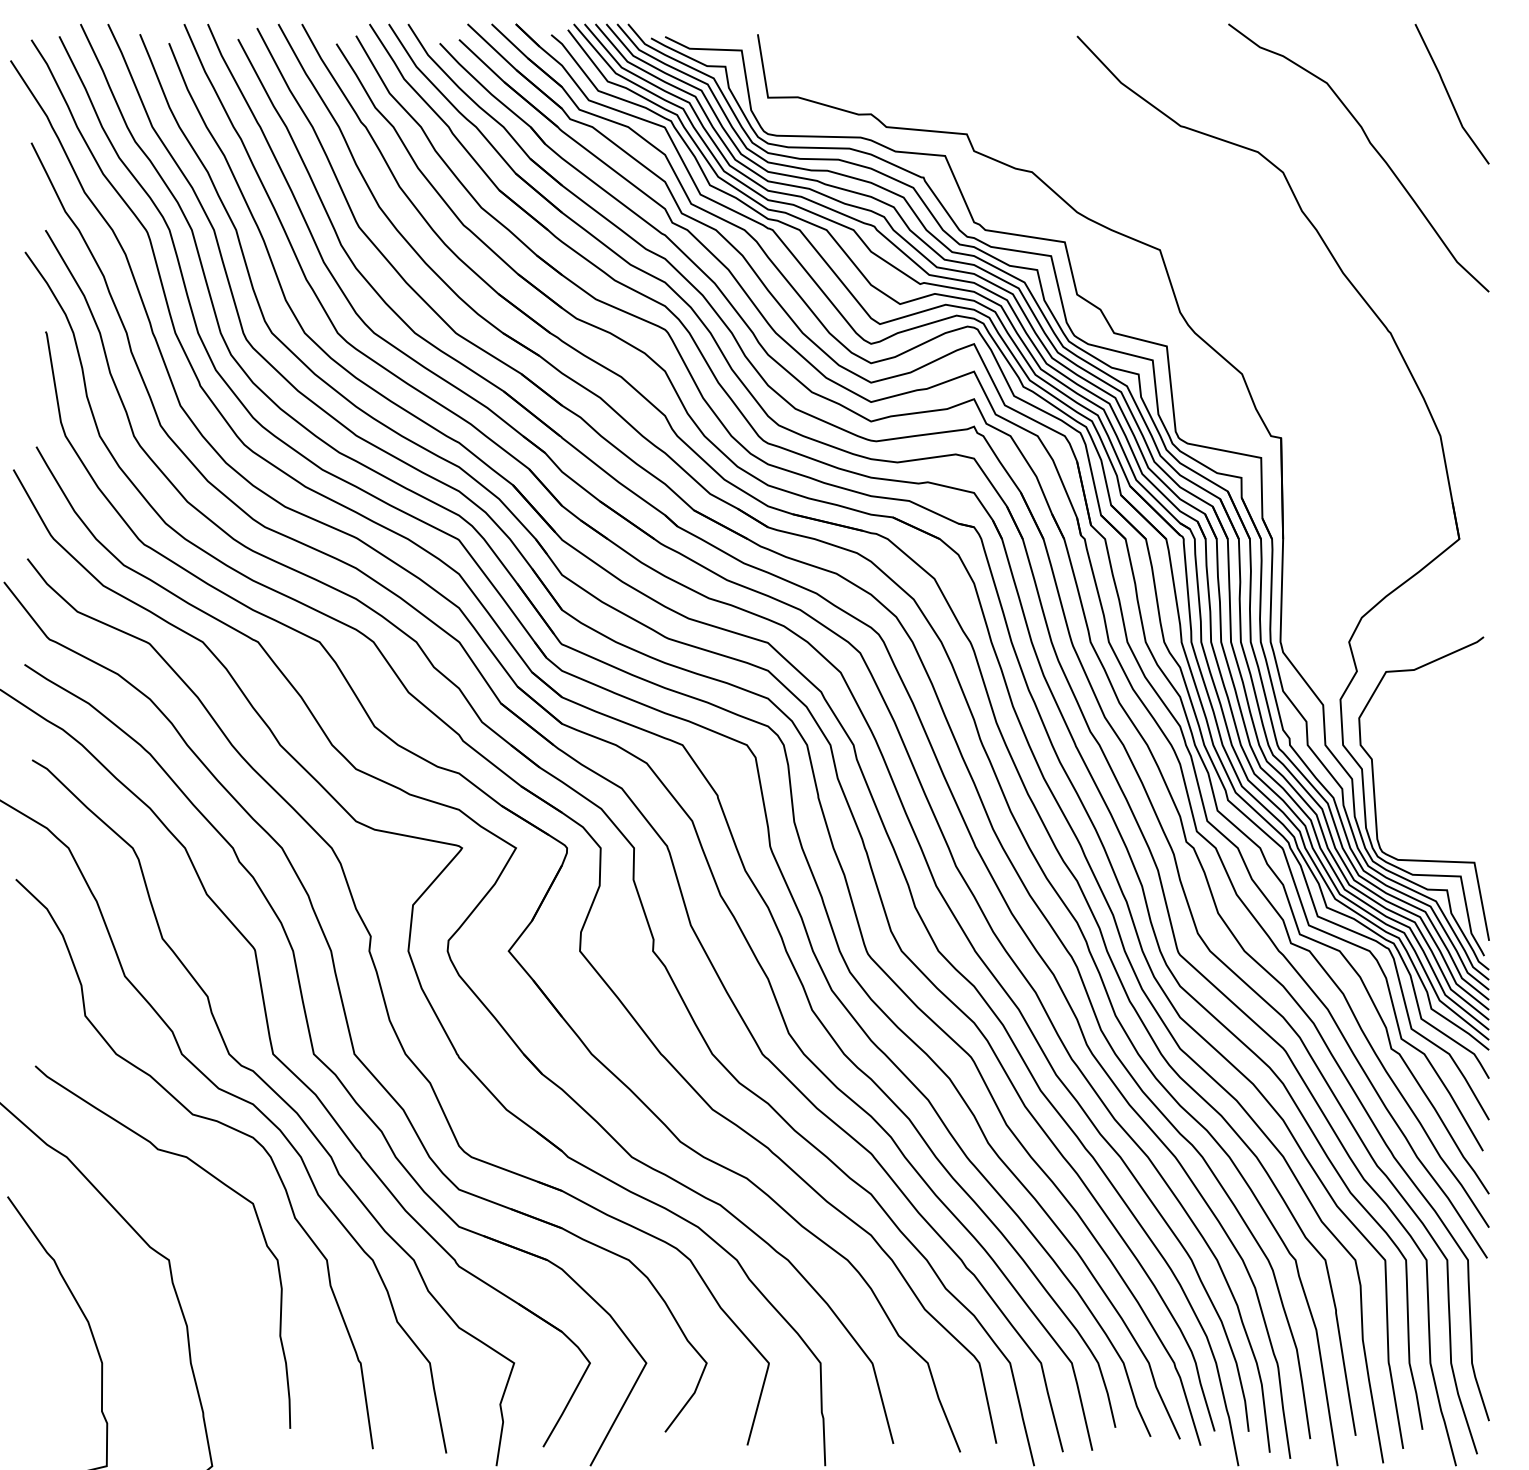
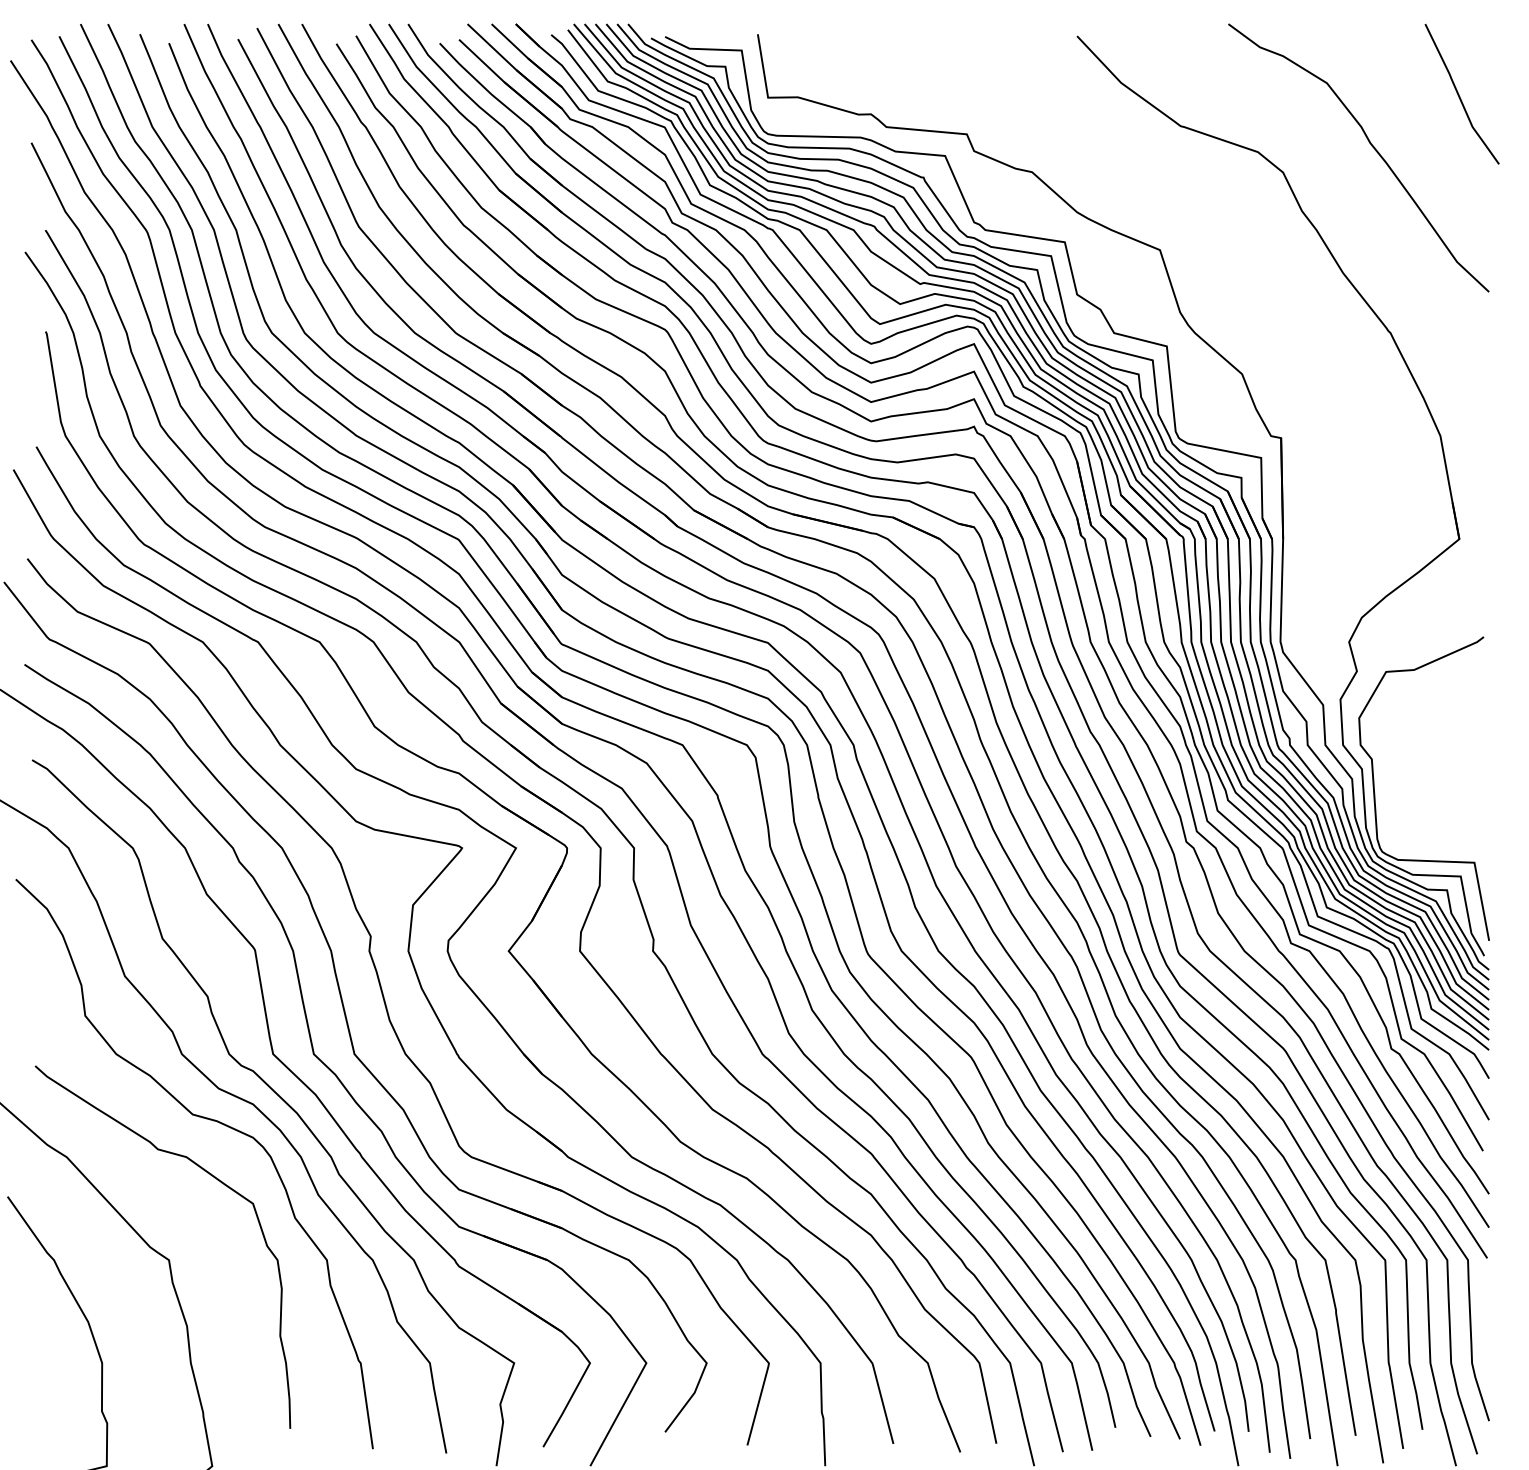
curve position: (1449, 94) -> (1459, 94) (1459, 94)
